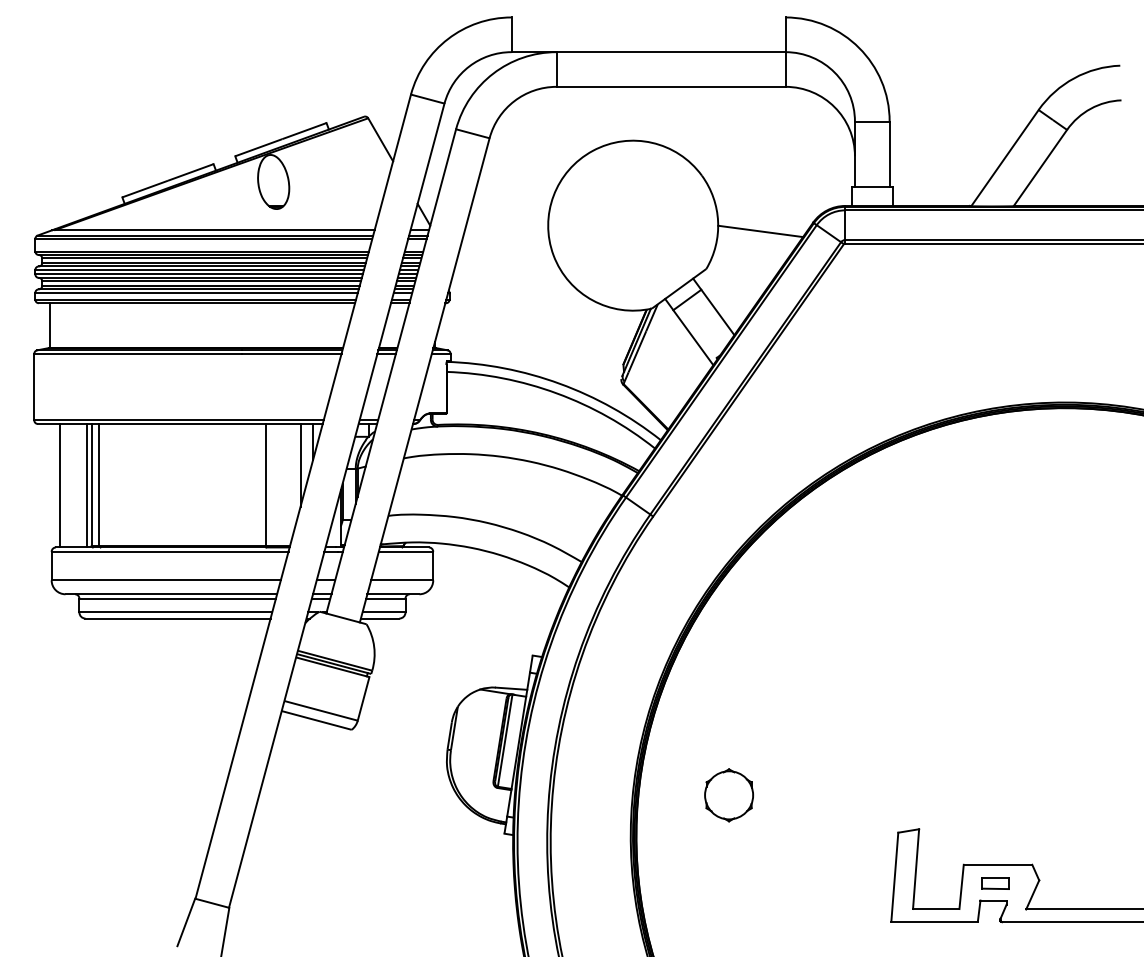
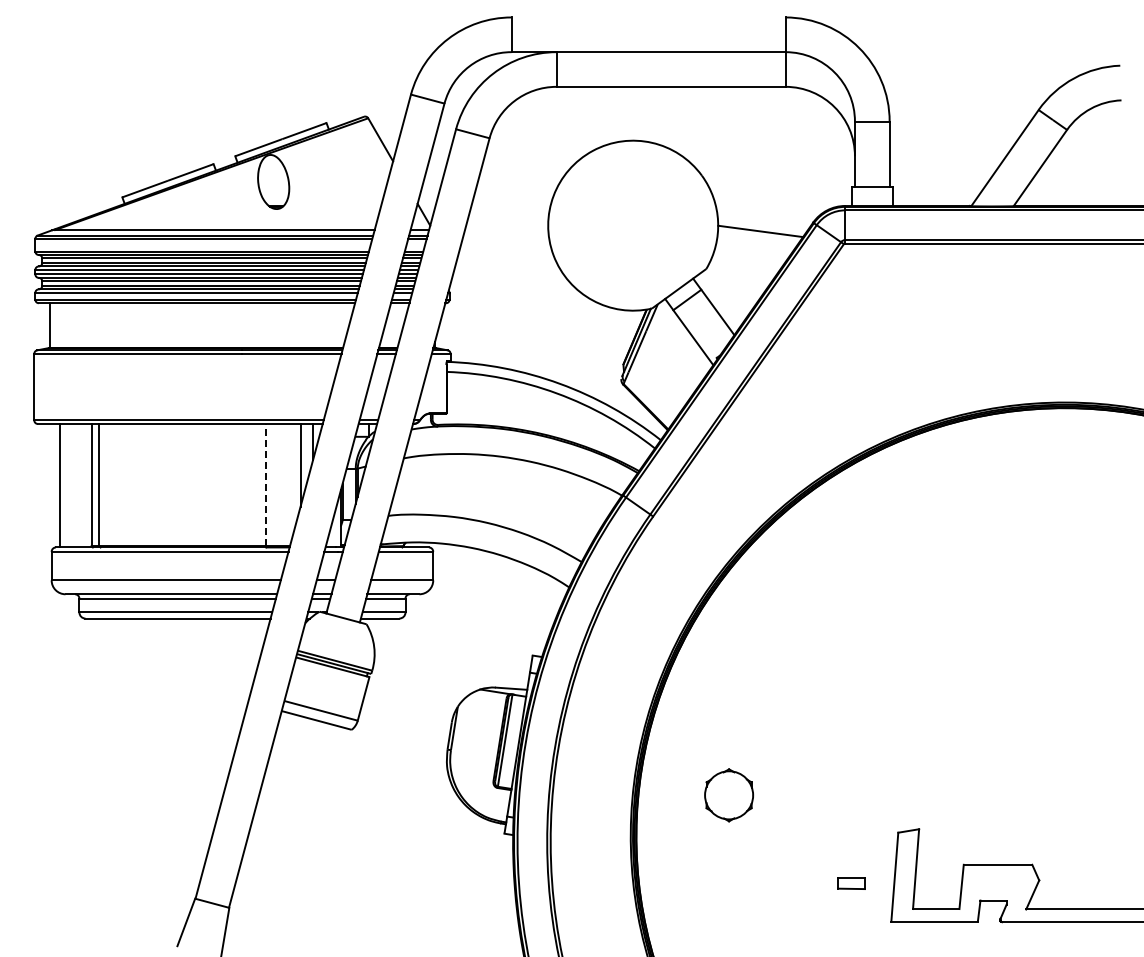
line: solid -> dashed (266, 484)
line: present -> none (87, 485)
part position: (995, 883) -> (851, 883) (851, 883)
